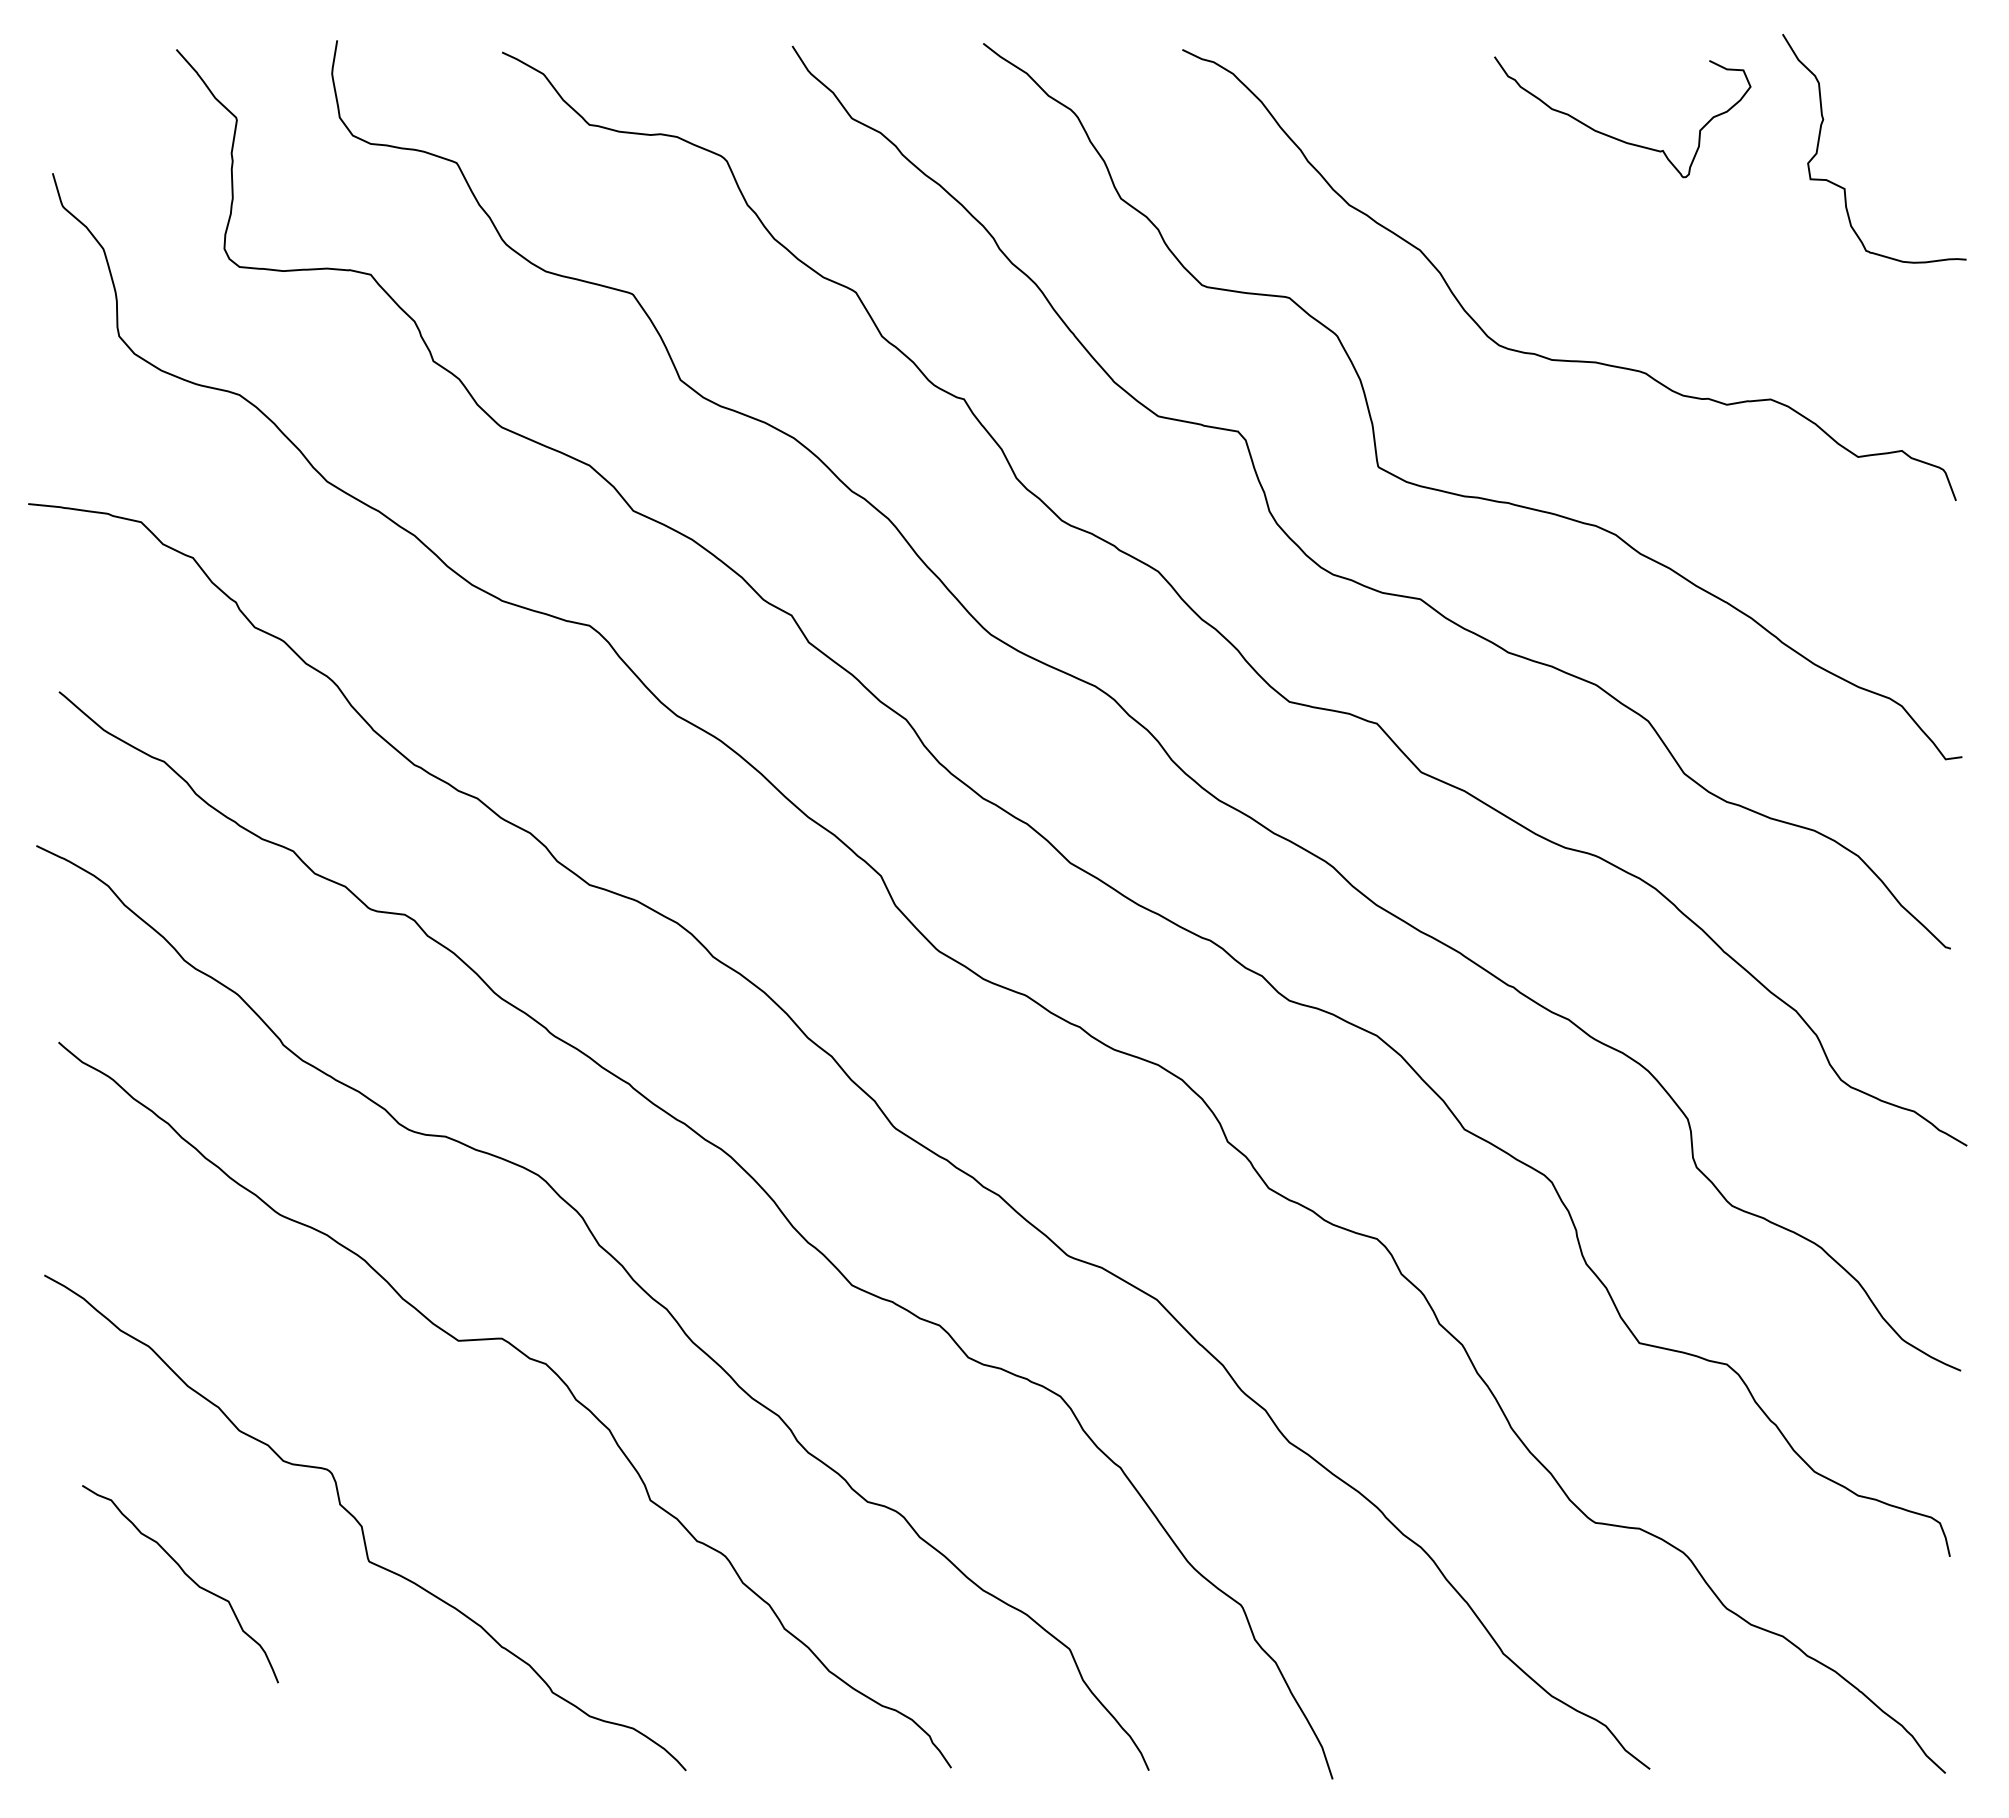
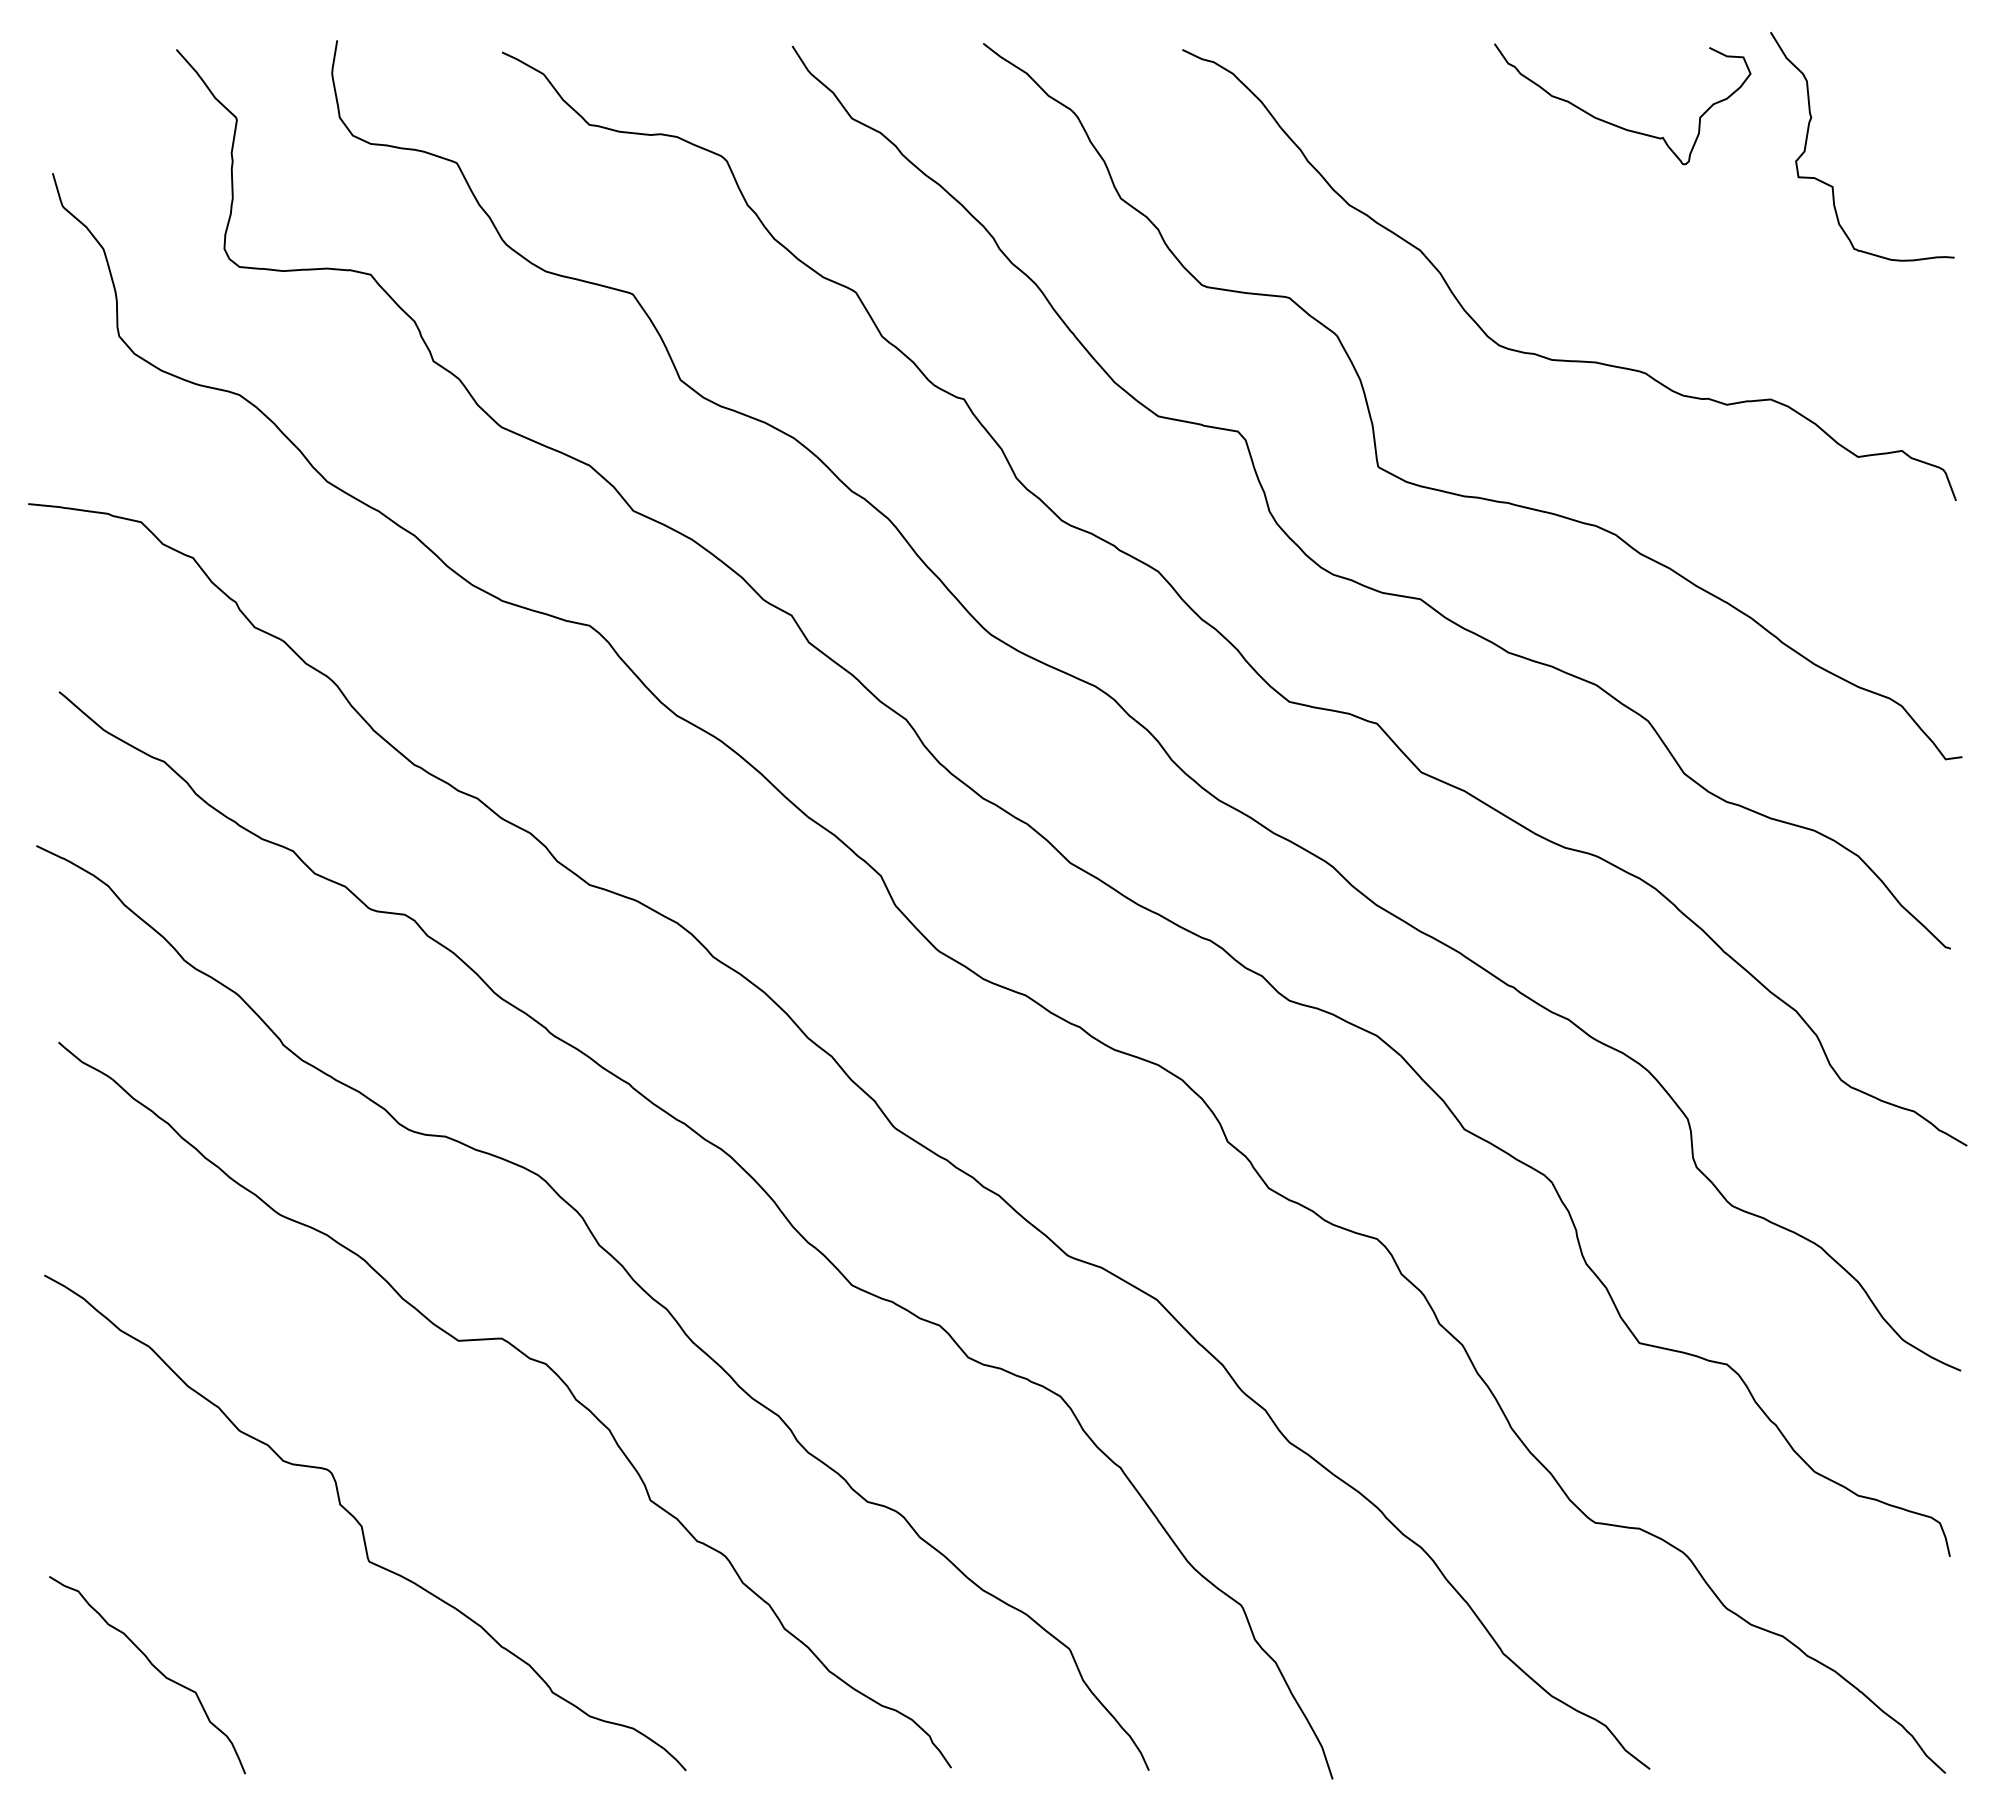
curve position: (1613, 136) -> (1613, 123) (1613, 123)
curve position: (1844, 187) -> (1832, 185) (1832, 185)
curve position: (186, 1576) -> (153, 1667) (153, 1667)
